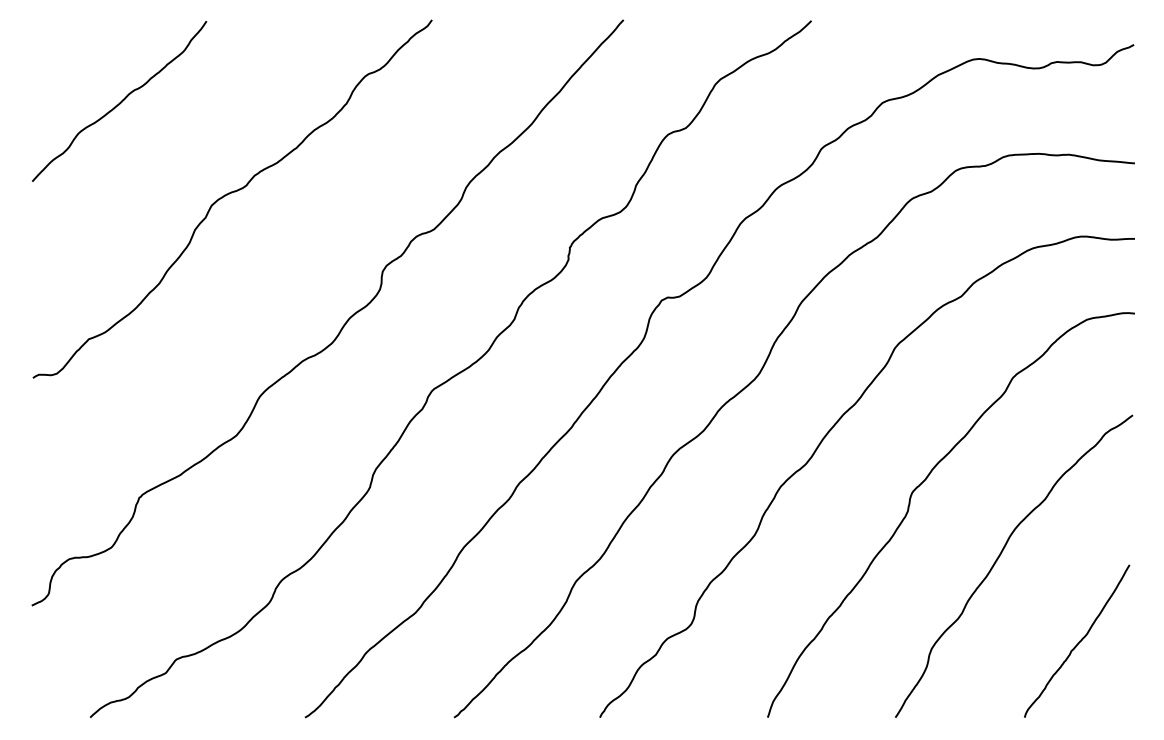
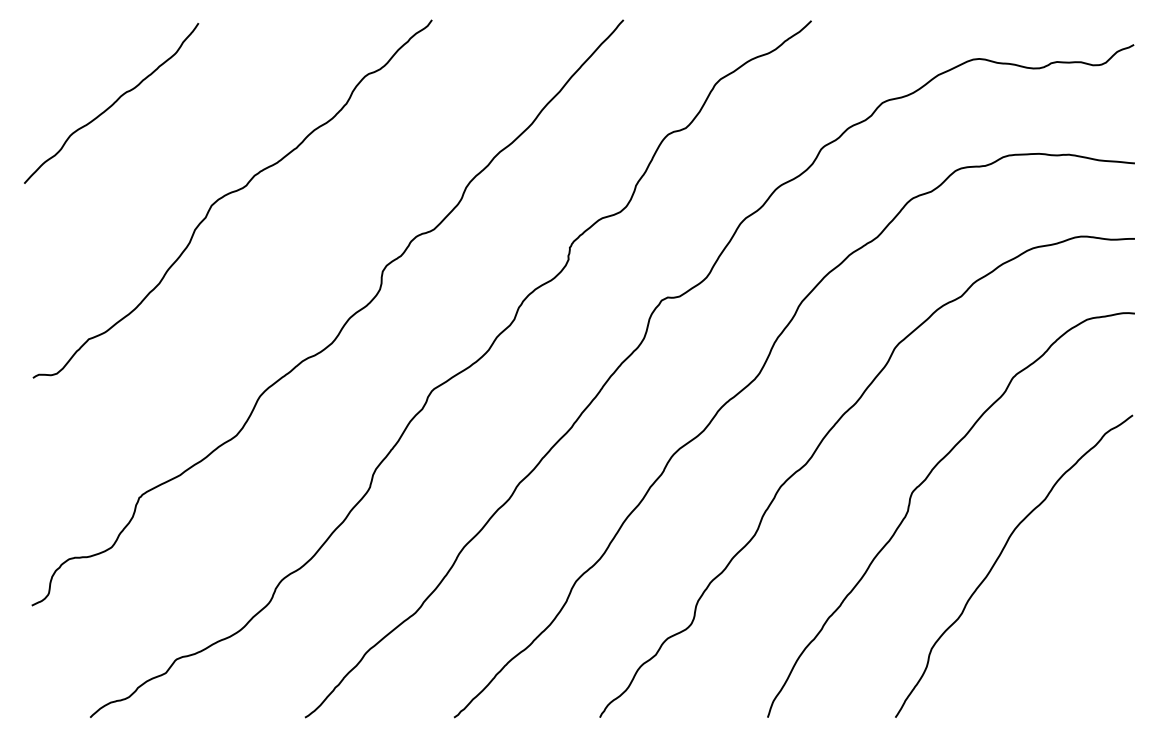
curve position: (120, 101) -> (112, 103) (112, 103)
curve: present -> none (1078, 641)
